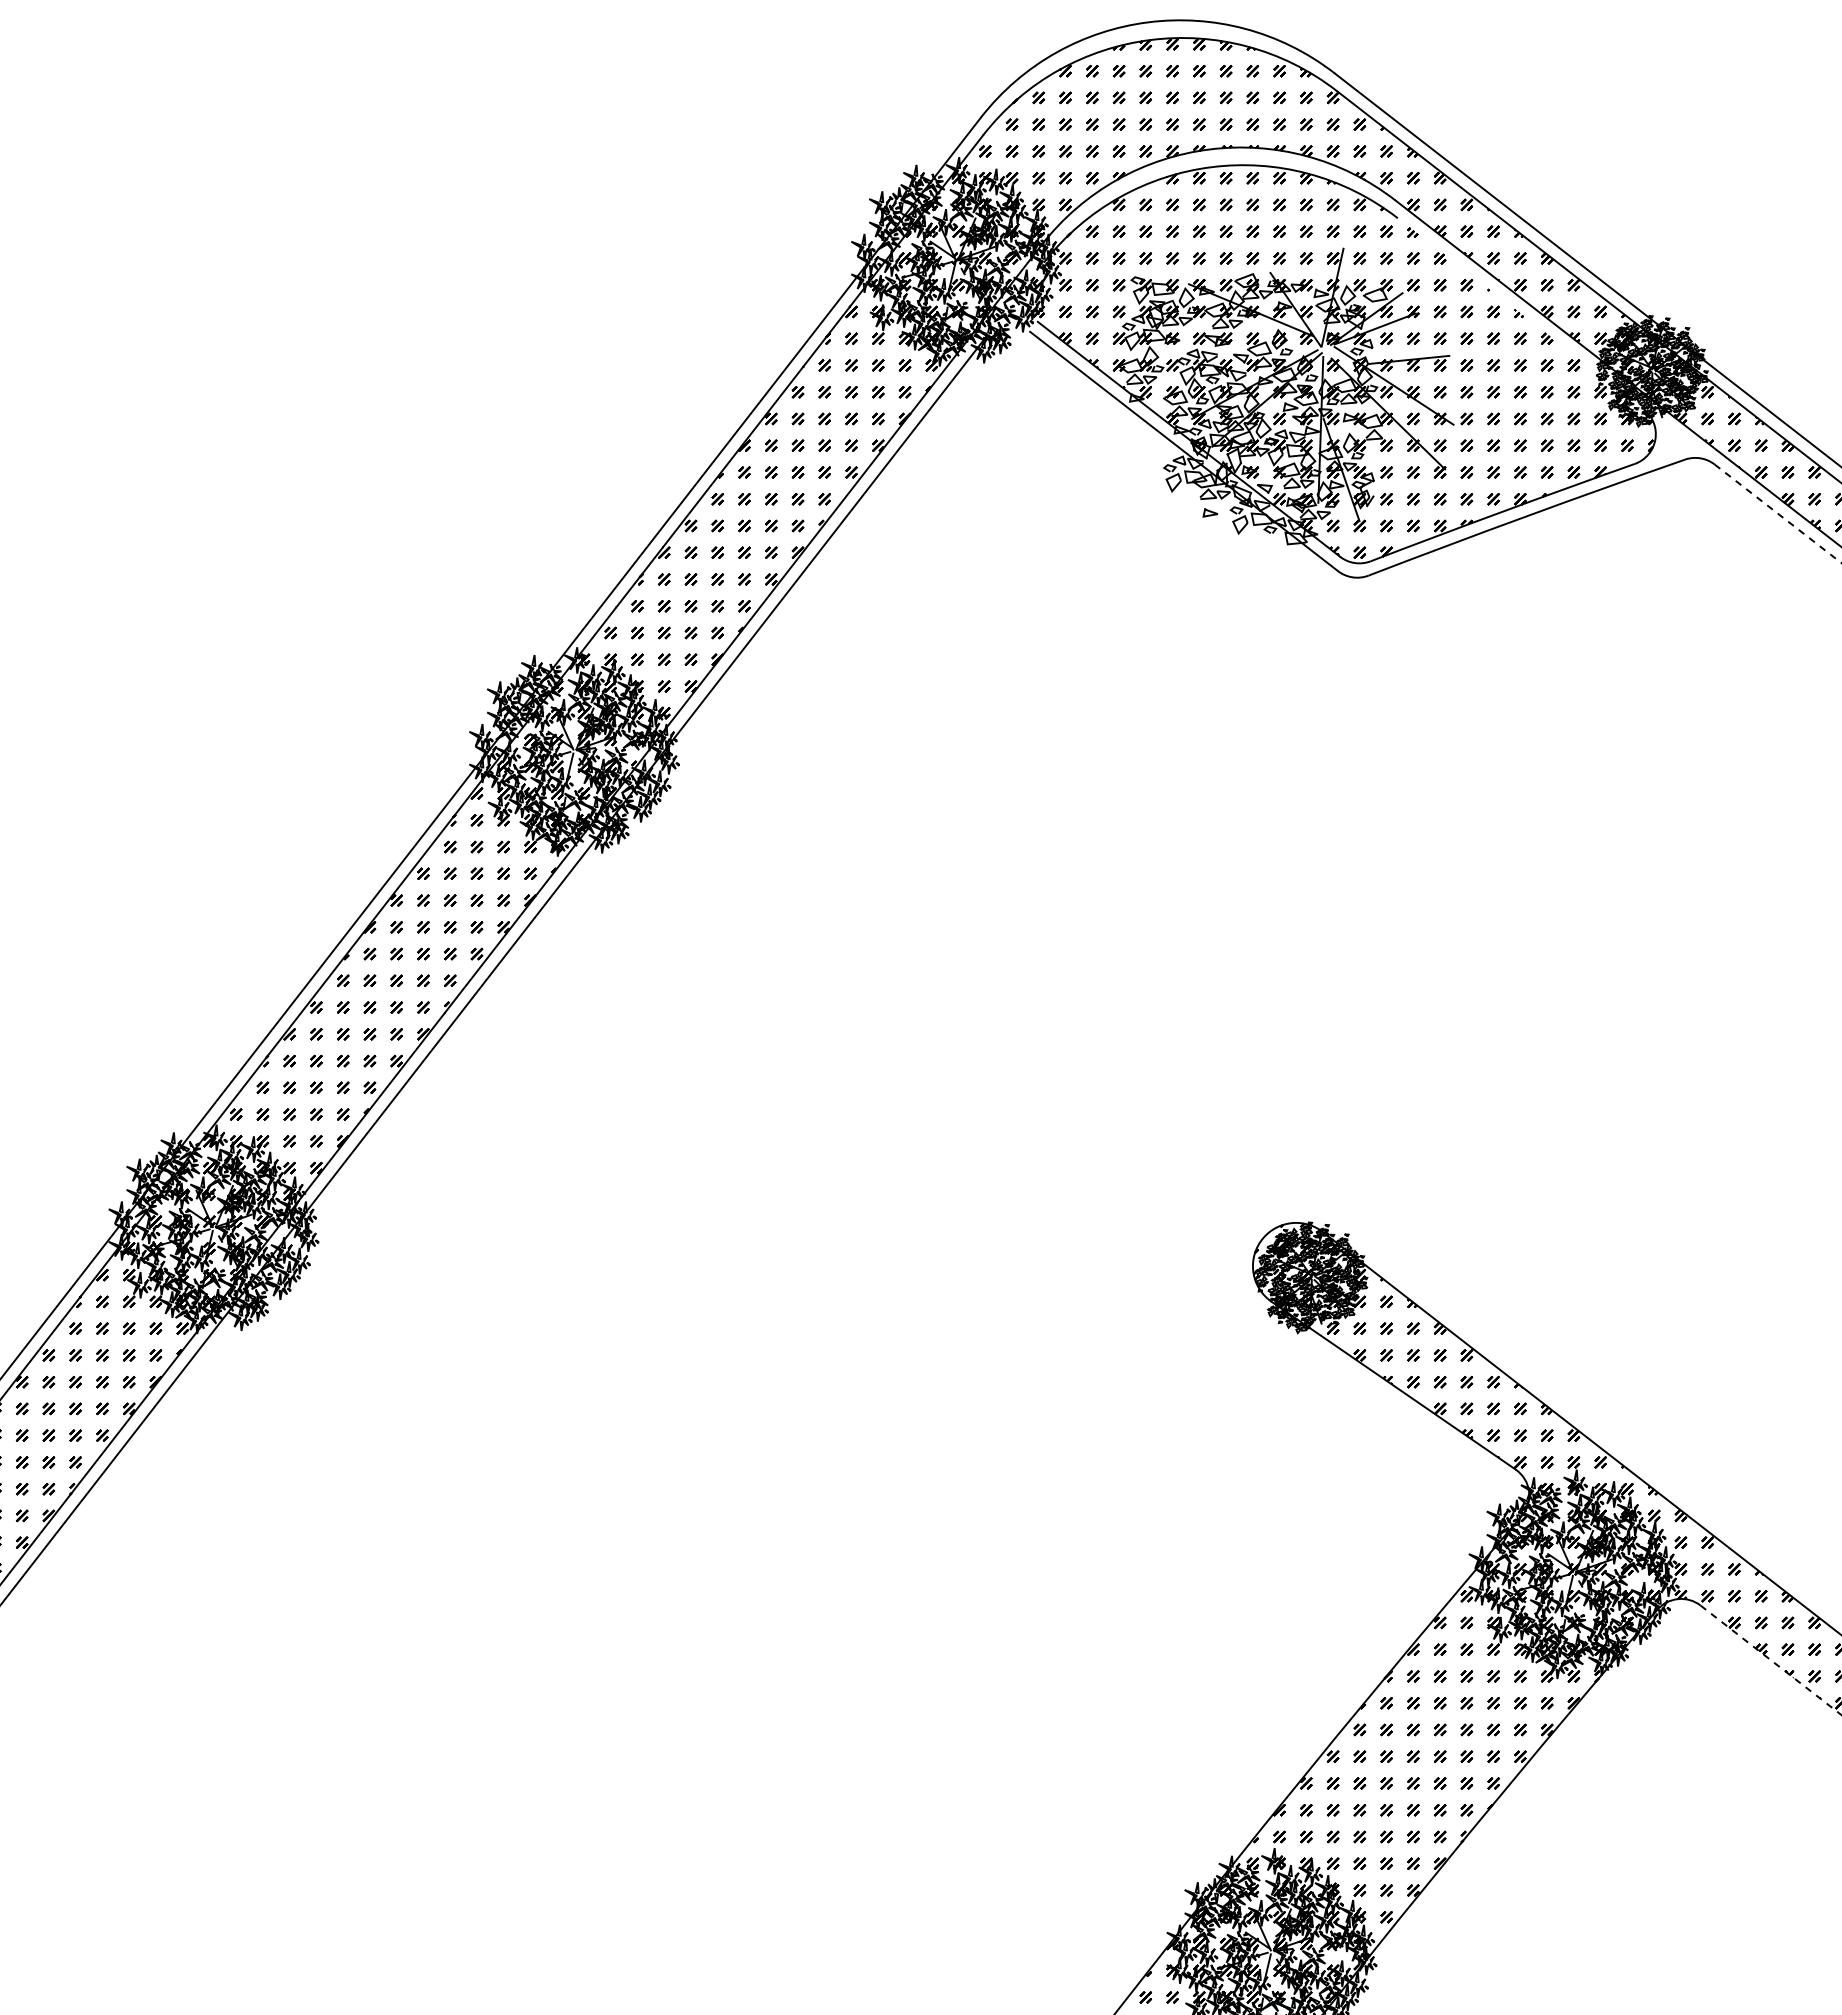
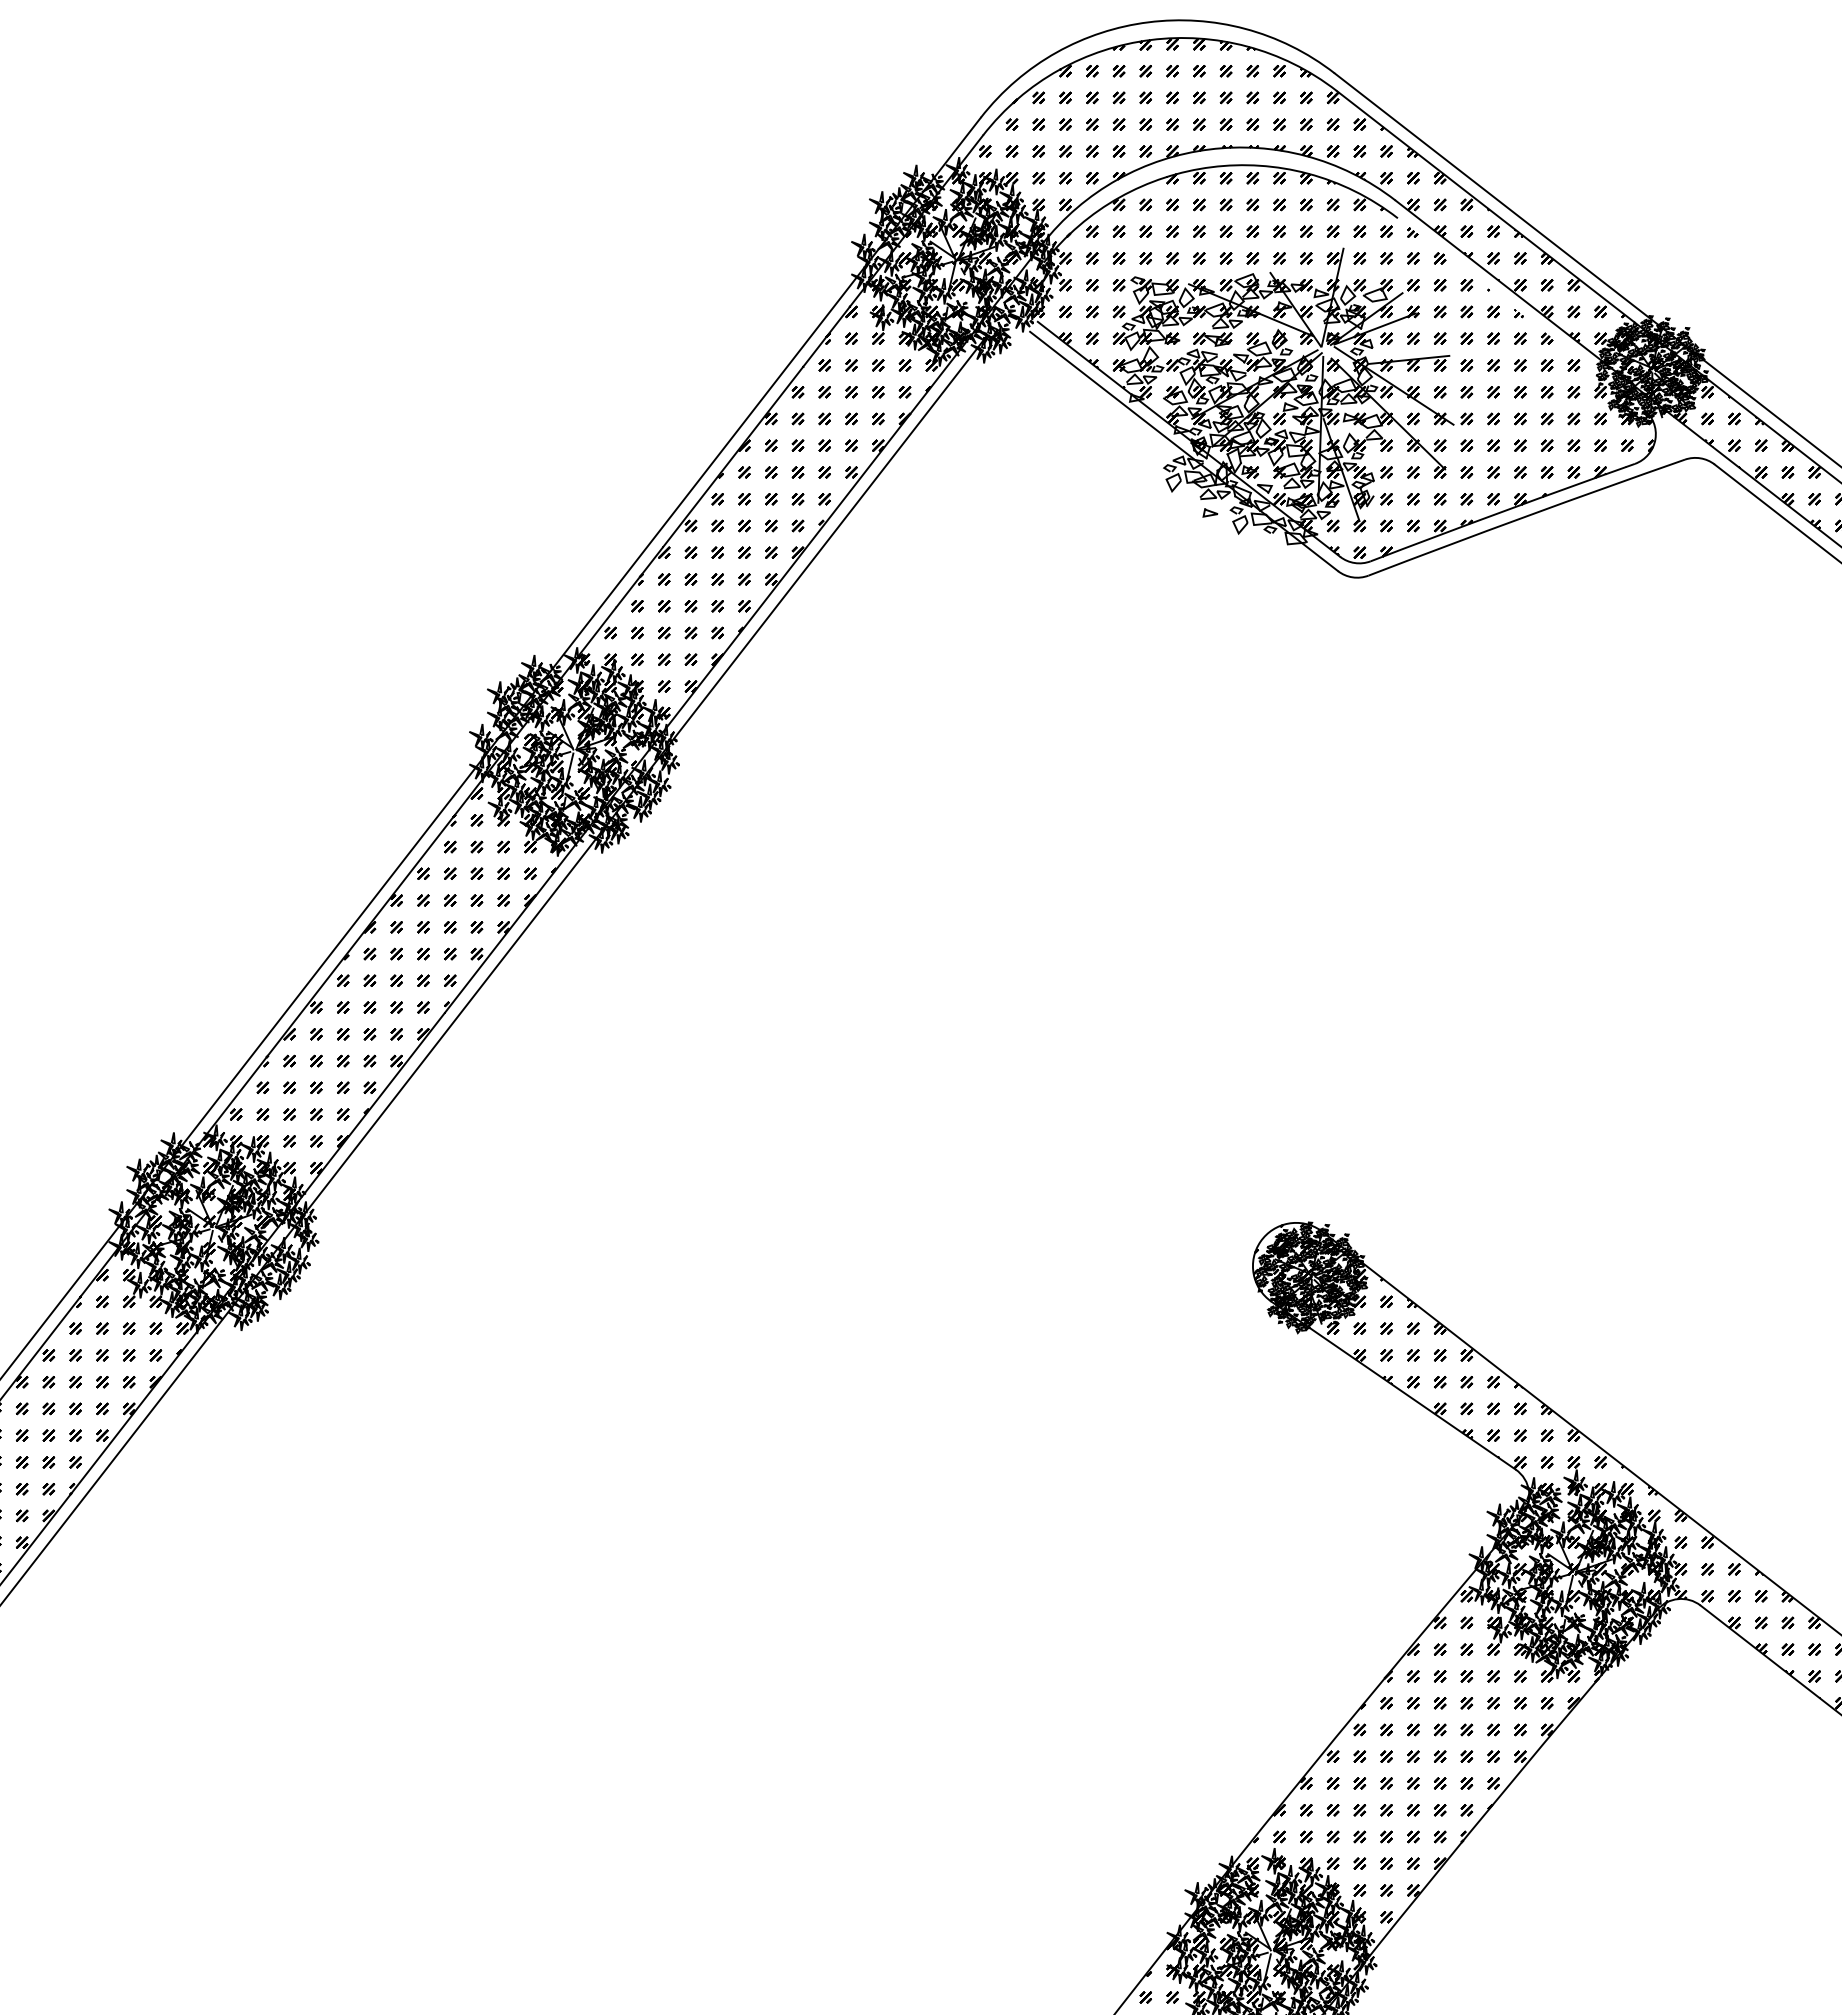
line: dashed -> solid (1778, 514)
line: dashed -> solid (1771, 1660)
